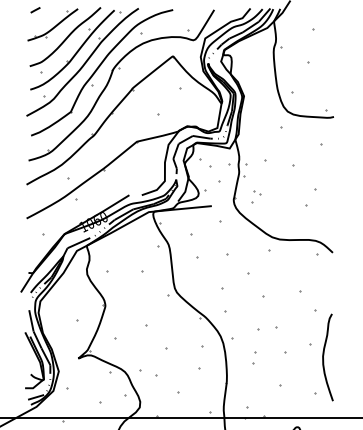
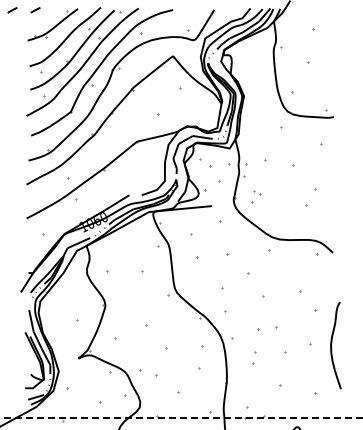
line: none -> present (12, 10)
curve position: (324, 355) -> (332, 343) (332, 343)
line: solid -> dashed (181, 417)
